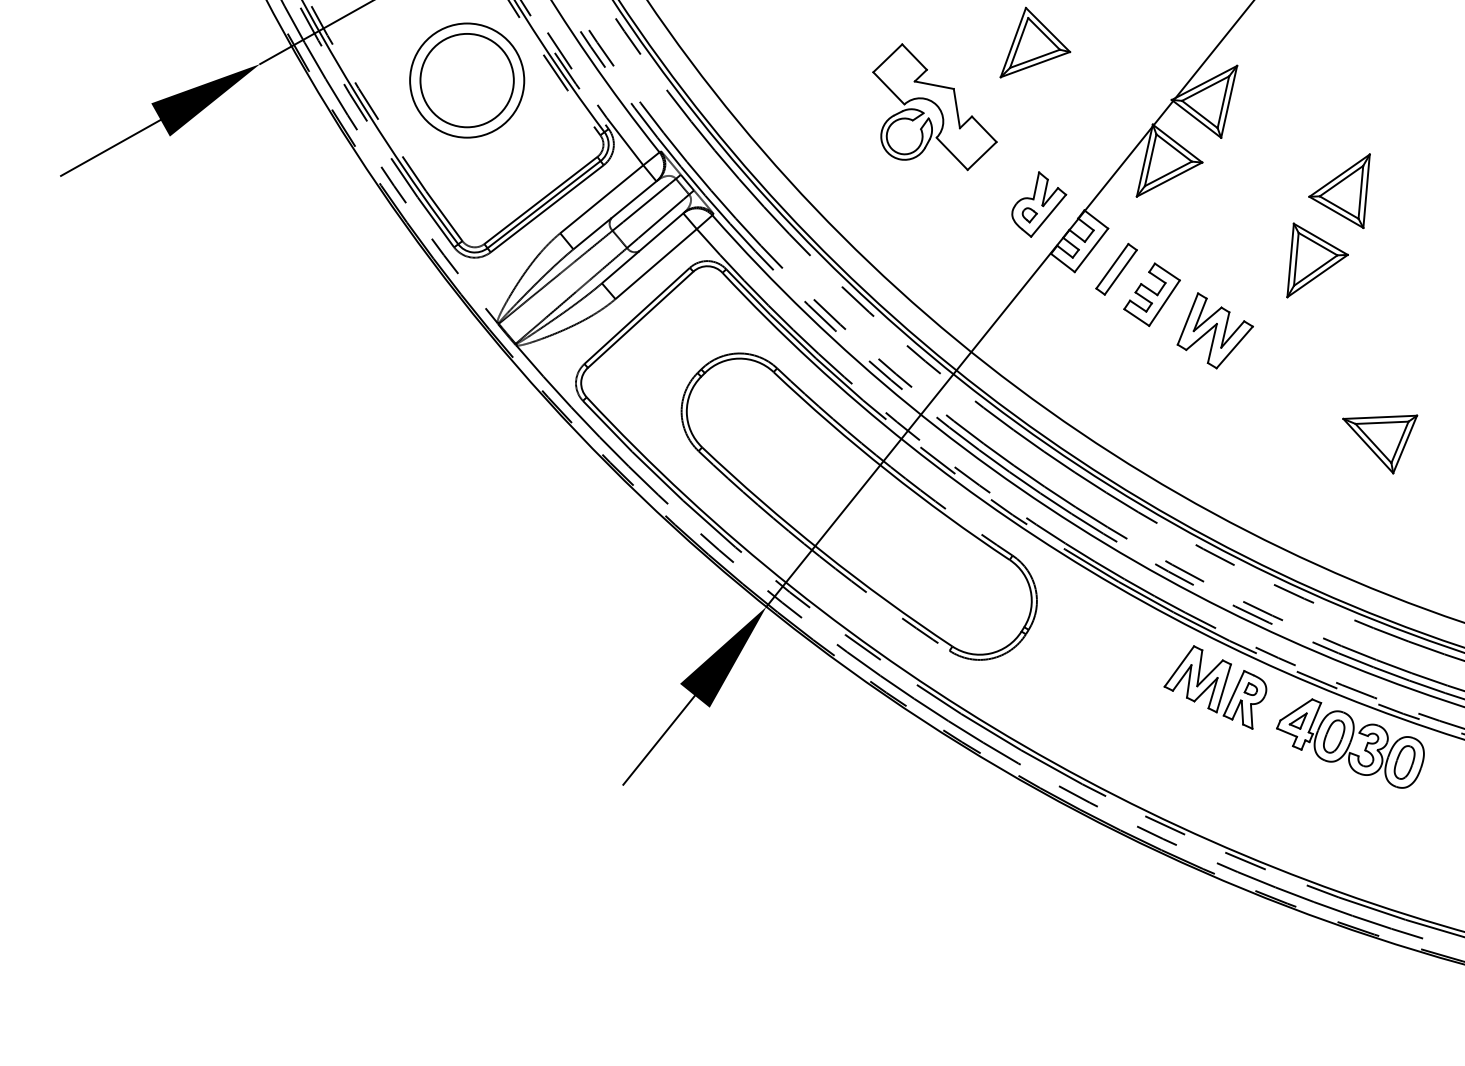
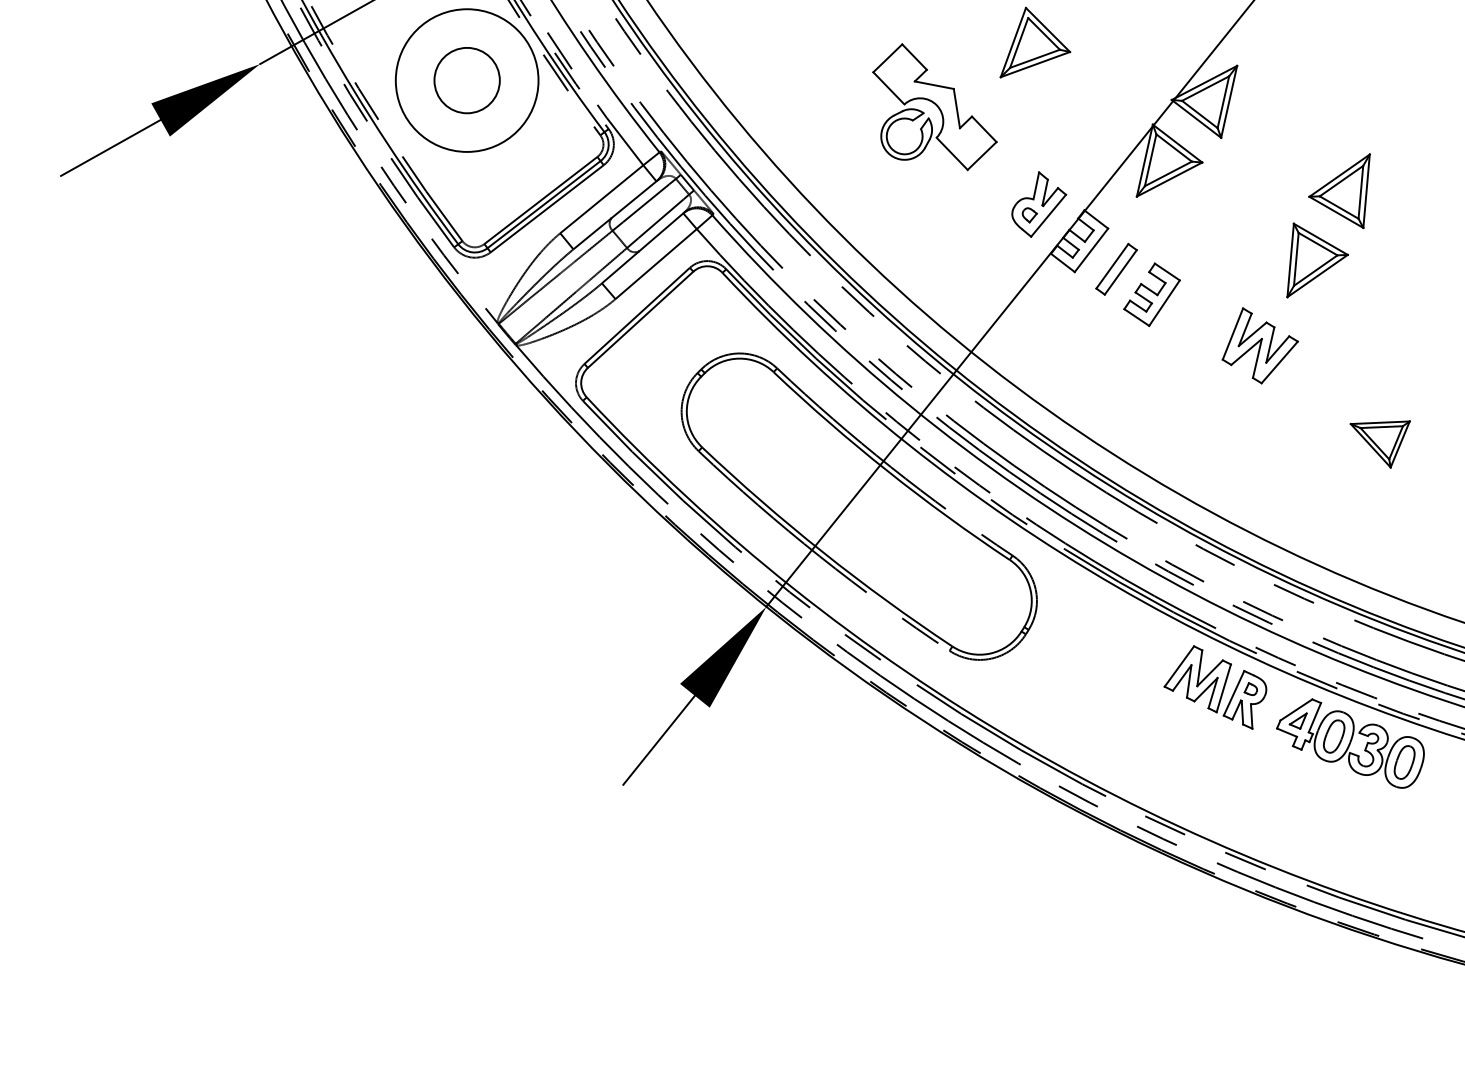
circle diameter: 93 px -> 65 px (466, 80)
circle diameter: 114 px -> 143 px (466, 80)
part position: (1214, 330) -> (1259, 345) (1259, 345)
part size: 77x61 px -> 62x49 px (1379, 444)
